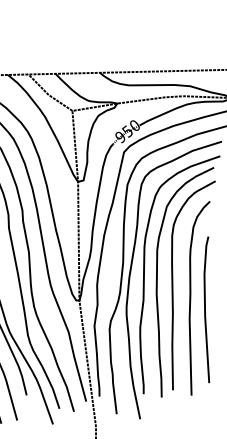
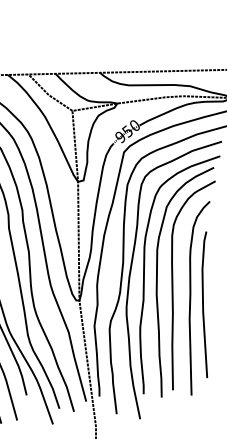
line position: (205, 309) -> (203, 304) (203, 304)
